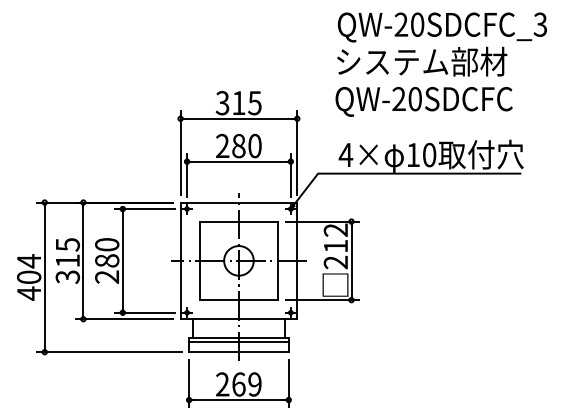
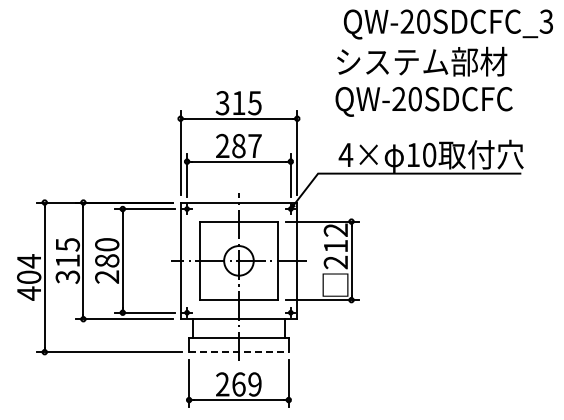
text position: (442, 27) -> (448, 24) (448, 24)
text: 280 -> 287 (254, 145)
line: present -> none (238, 342)
line: solid -> dashed (238, 352)
